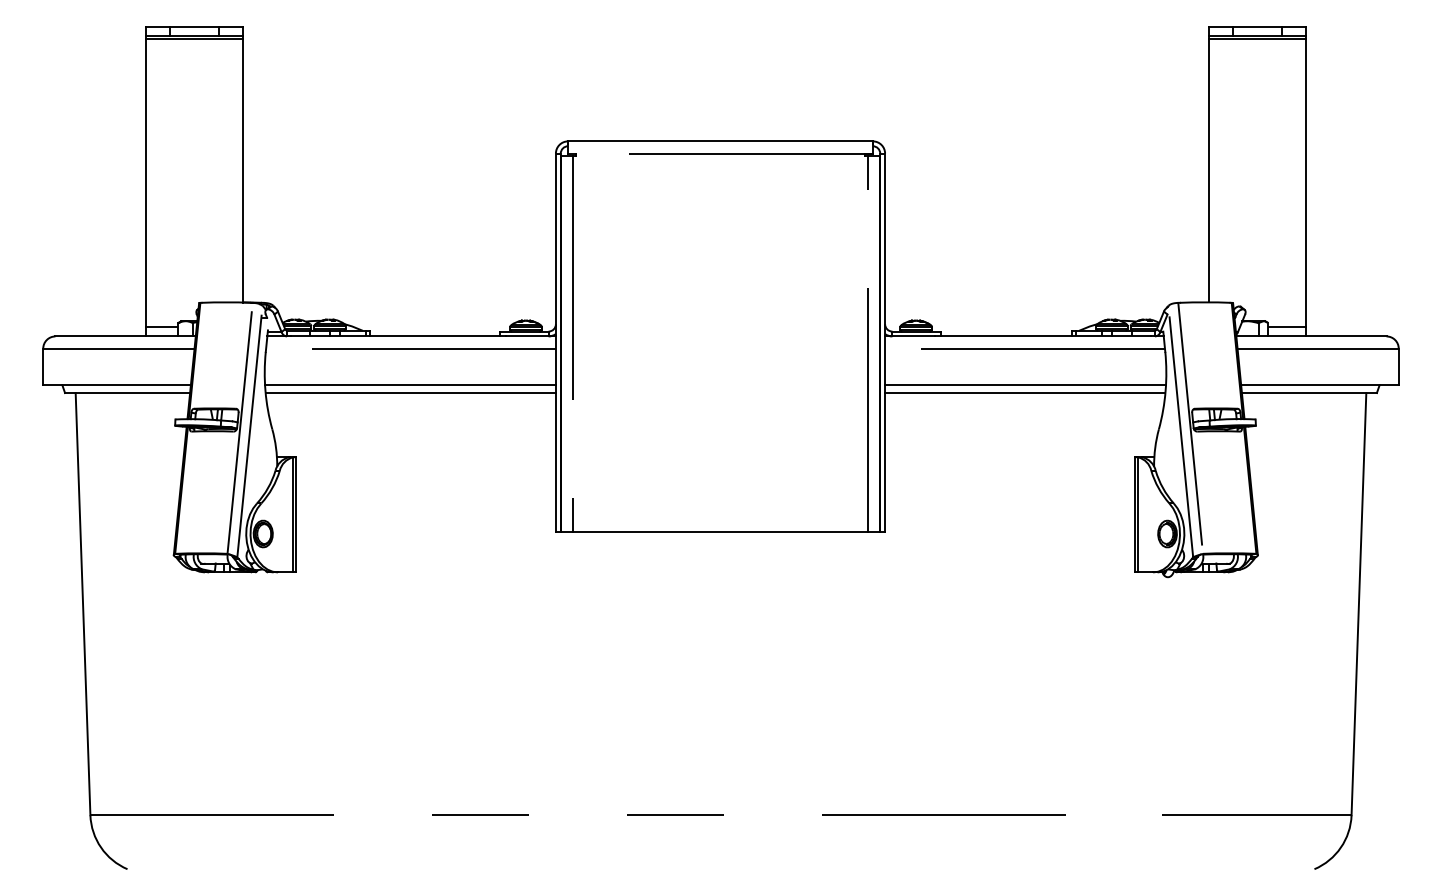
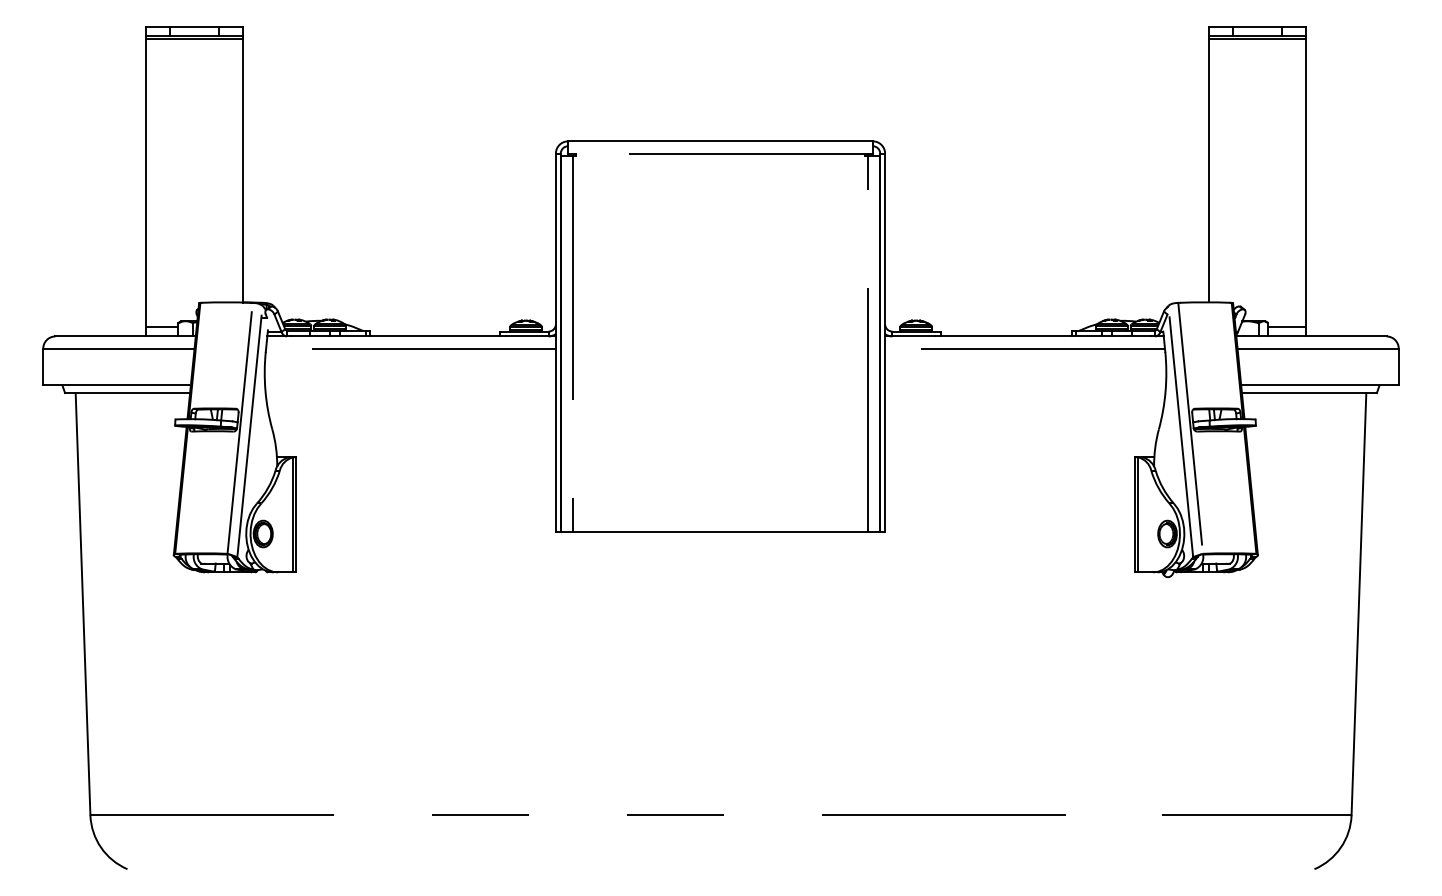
line: present -> none (410, 385)
line: present -> none (1025, 385)
line: present -> none (410, 393)
line: present -> none (1025, 393)
